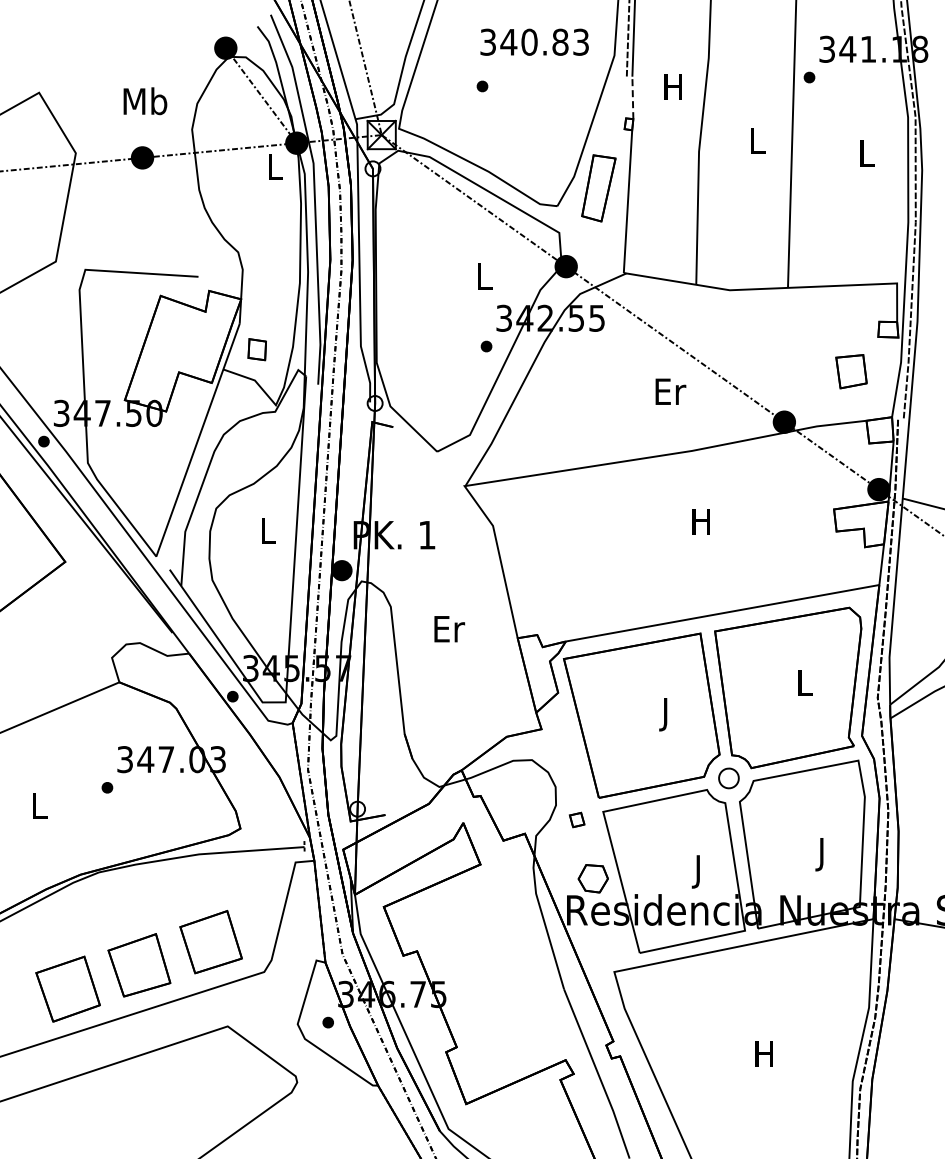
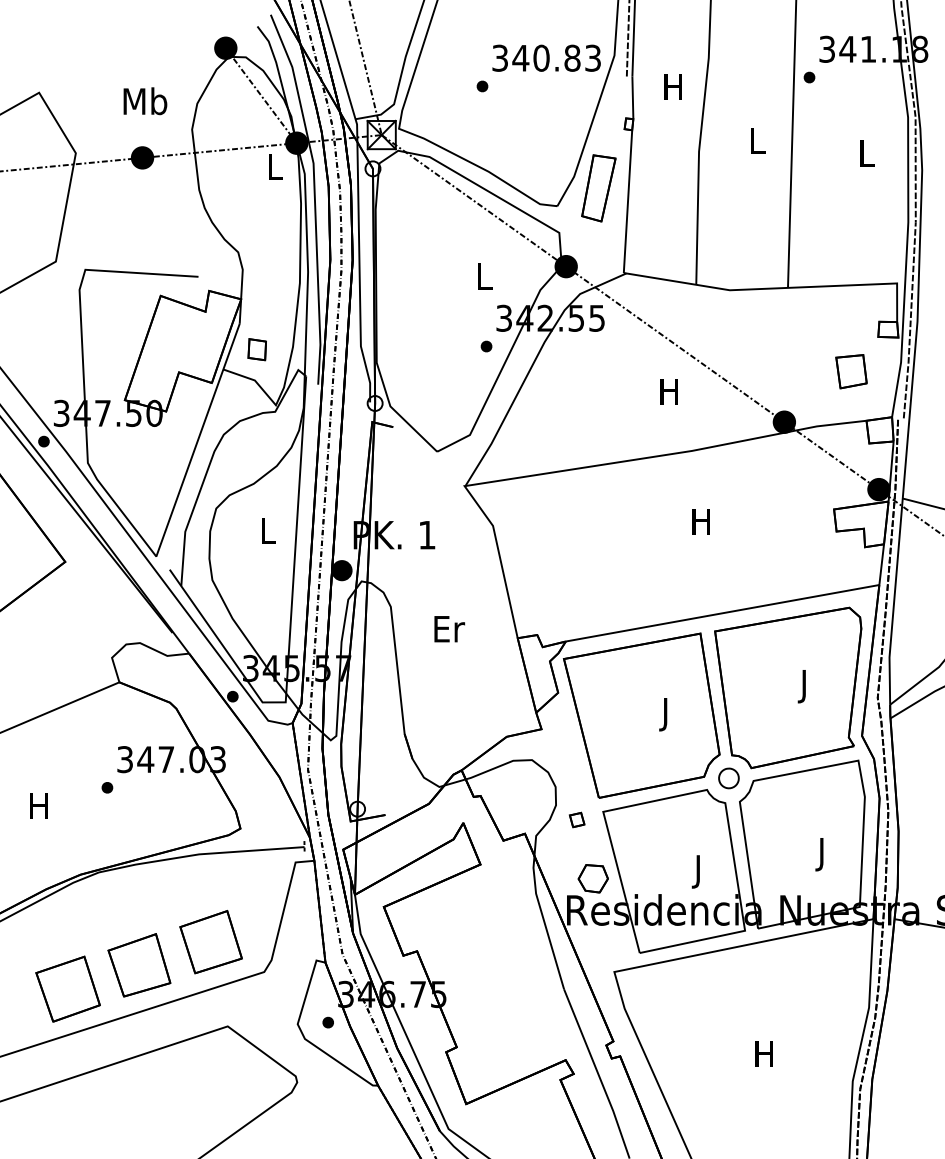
text position: (534, 41) -> (546, 57) (546, 57)
line: dashed -> solid (632, 97)
text: Er -> H (670, 391)
text: L -> J (804, 686)
text: L -> H (38, 805)
